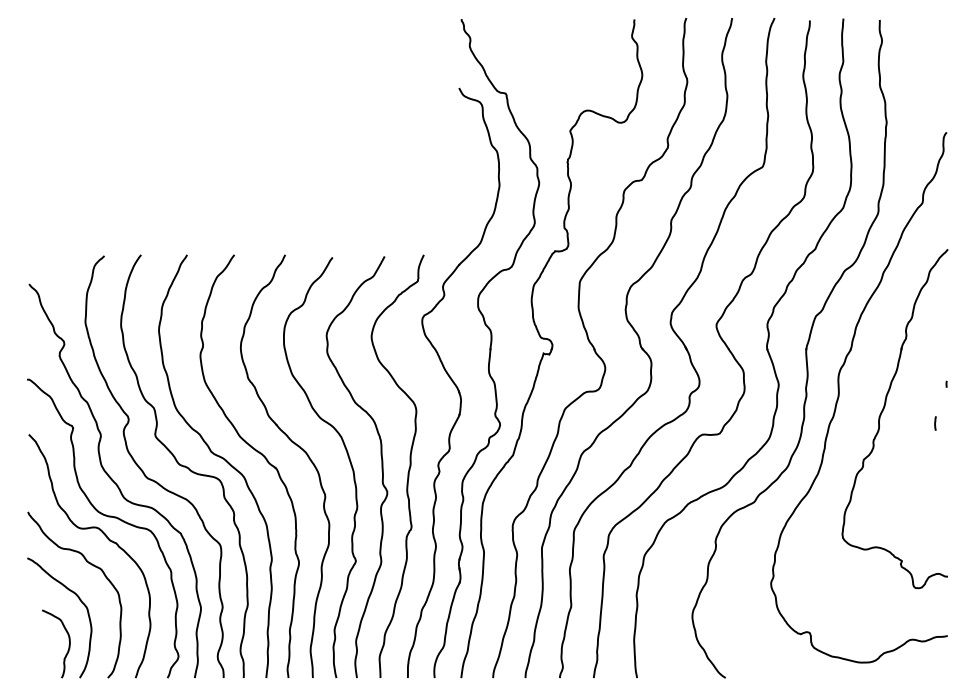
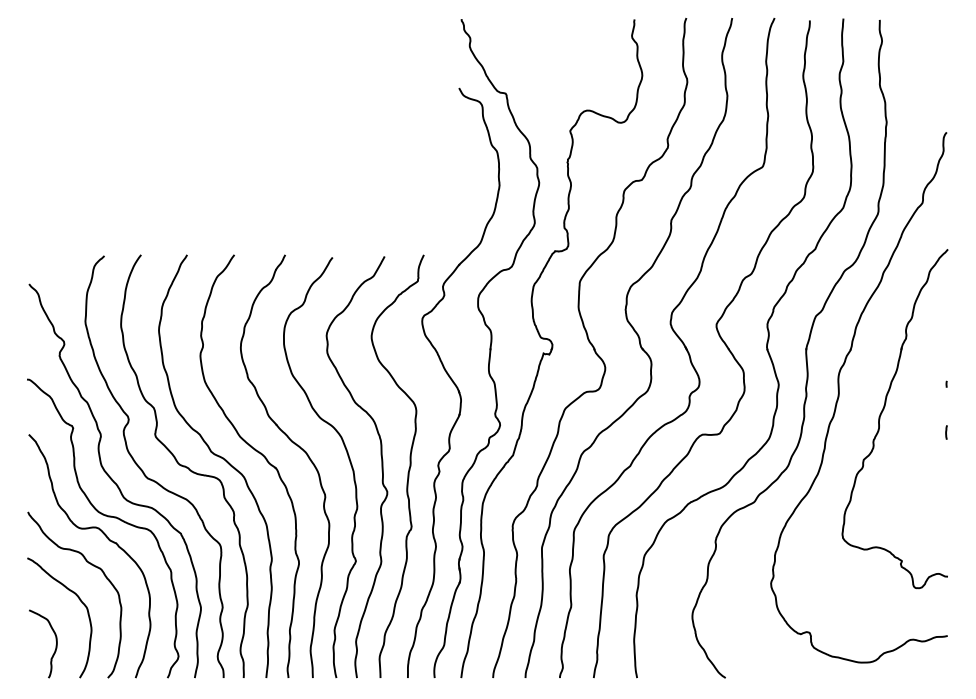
line position: (935, 423) -> (946, 432) (946, 432)
curve position: (68, 645) -> (55, 645) (55, 645)
